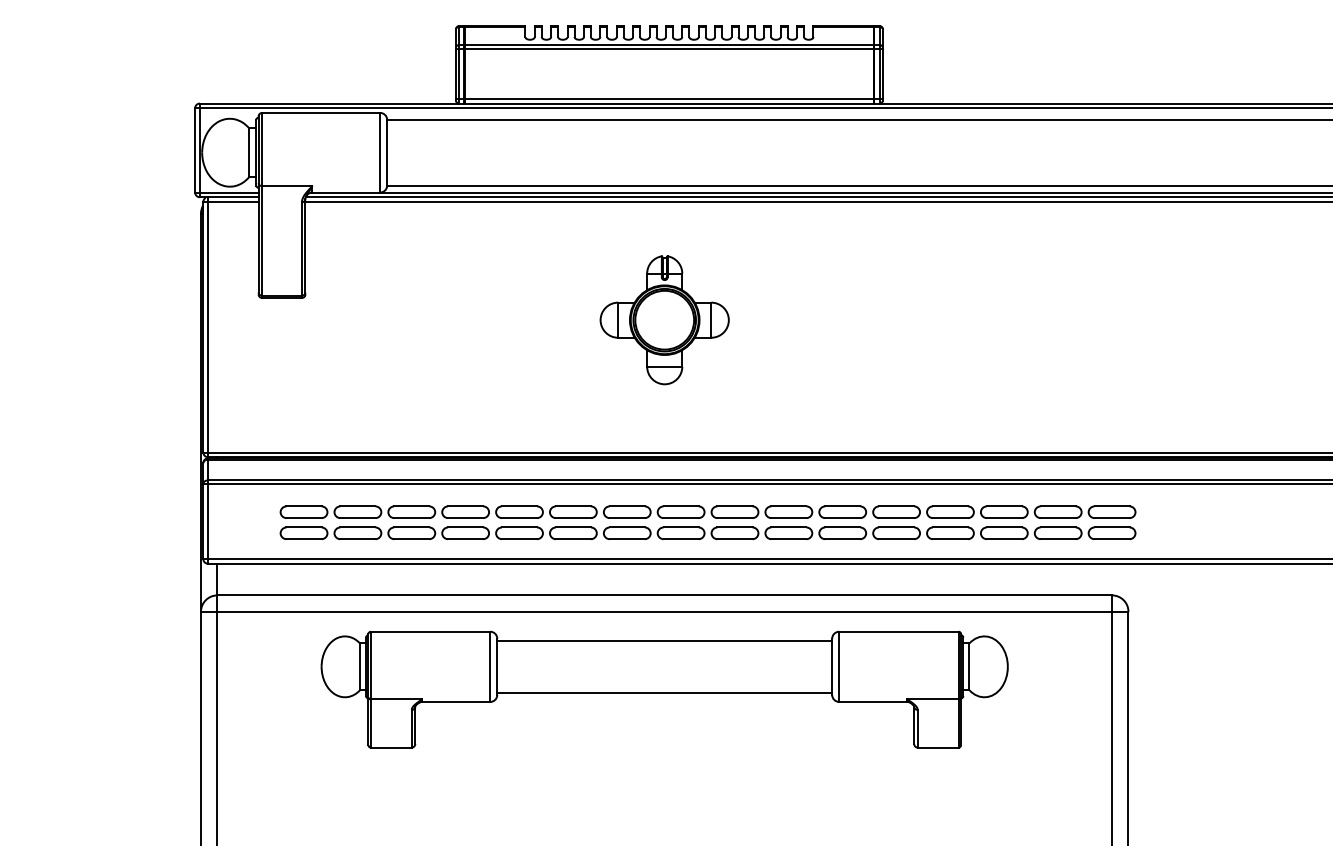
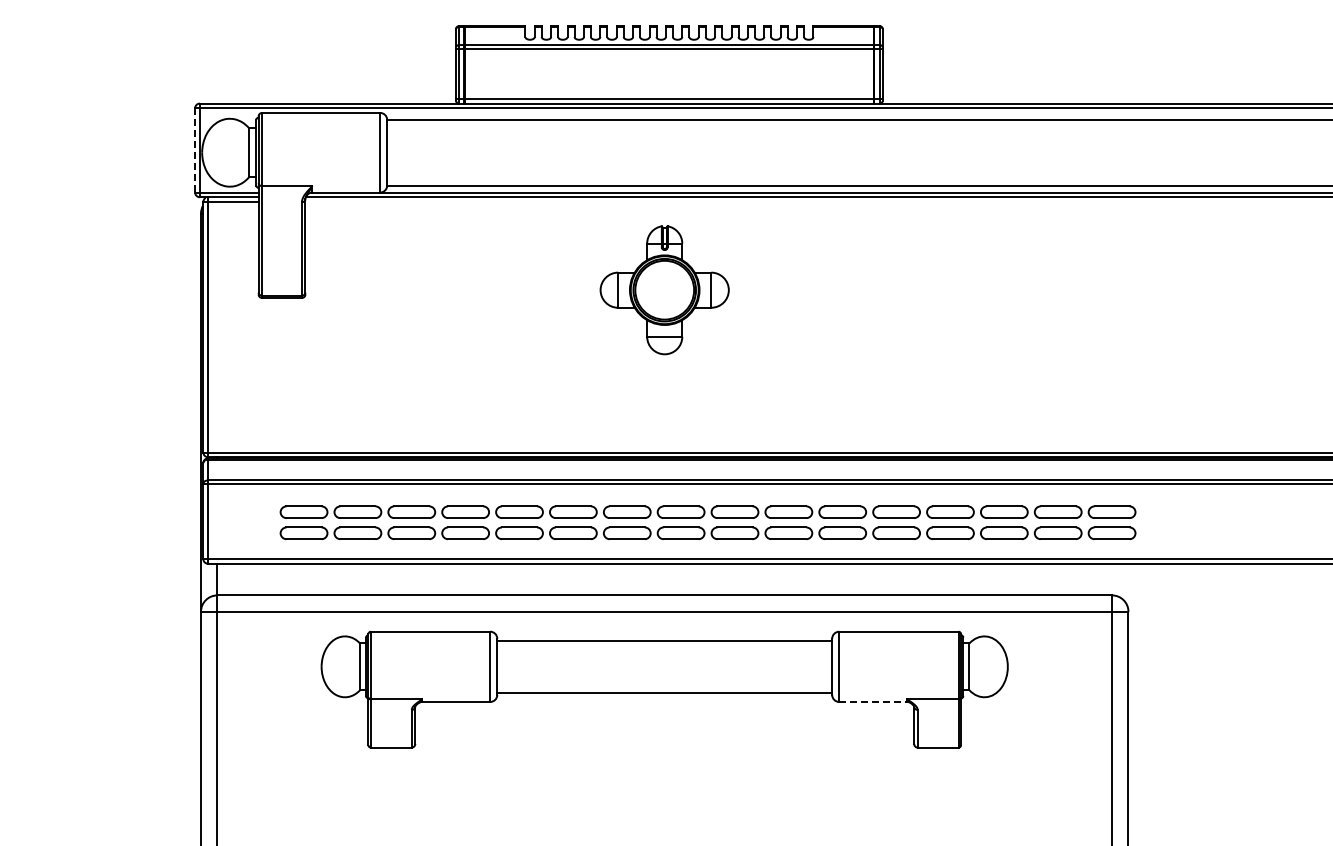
line: solid -> dashed (195, 150)
line: present -> none (817, 201)
part position: (664, 320) -> (664, 290) (664, 290)
line: solid -> dashed (873, 701)
